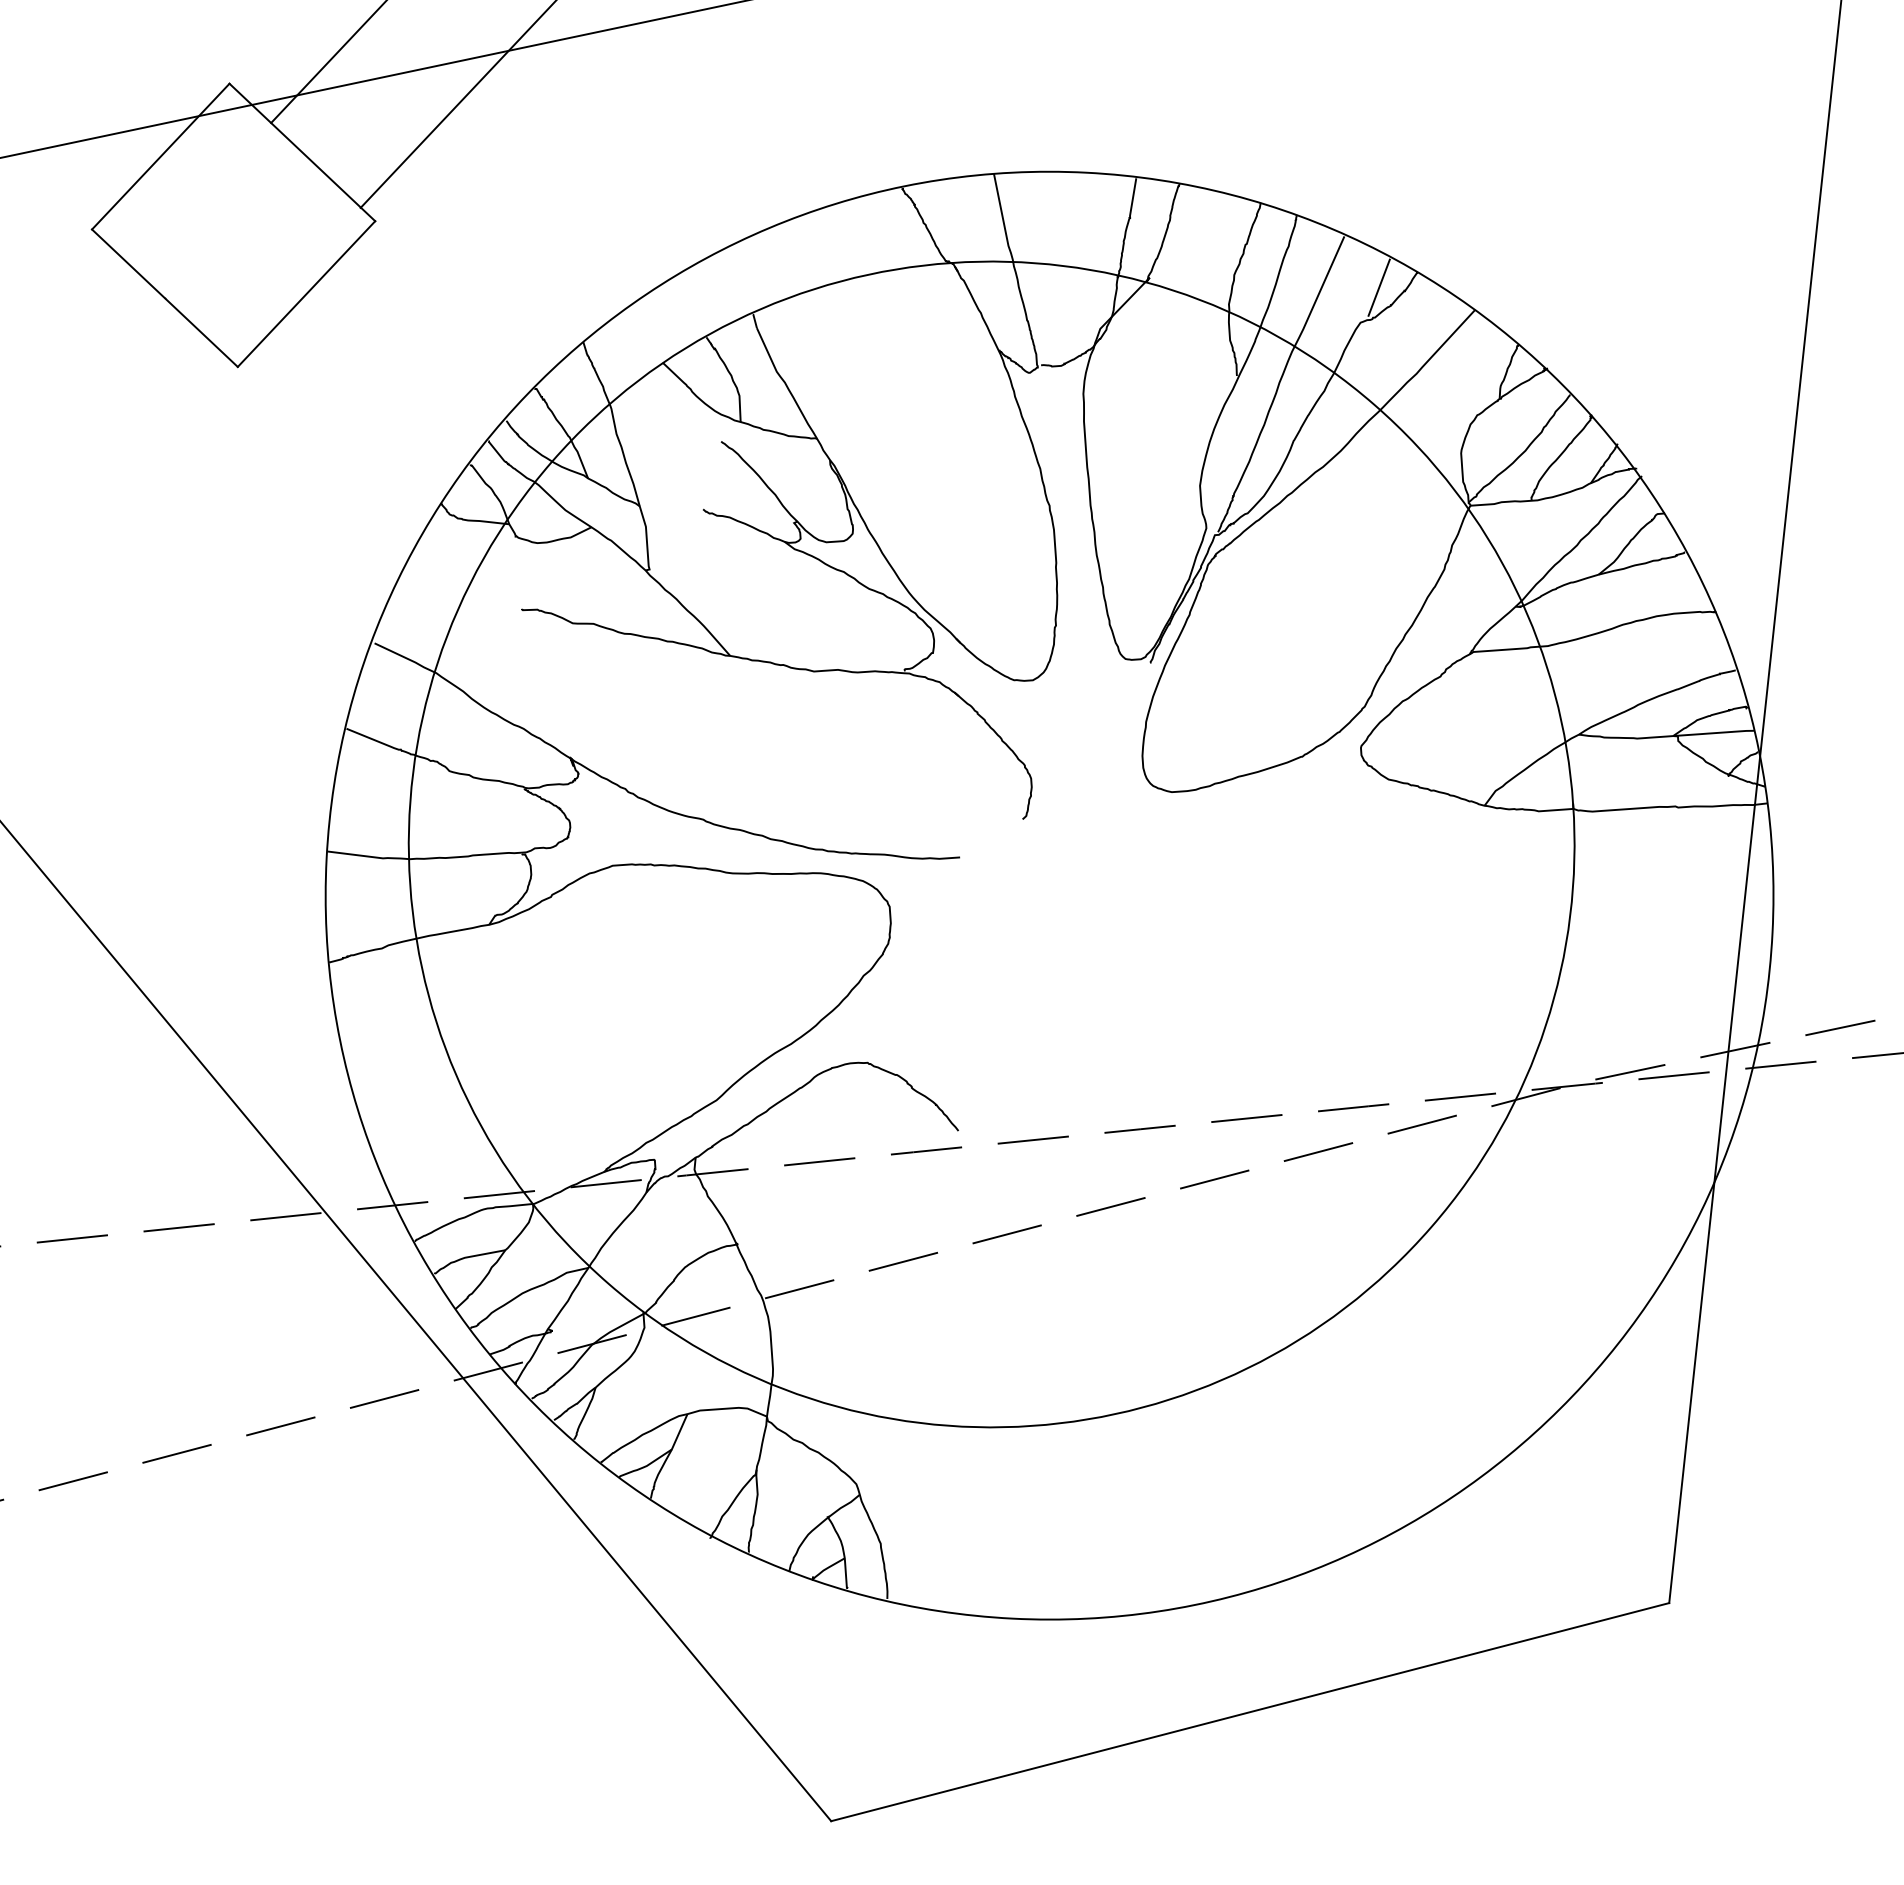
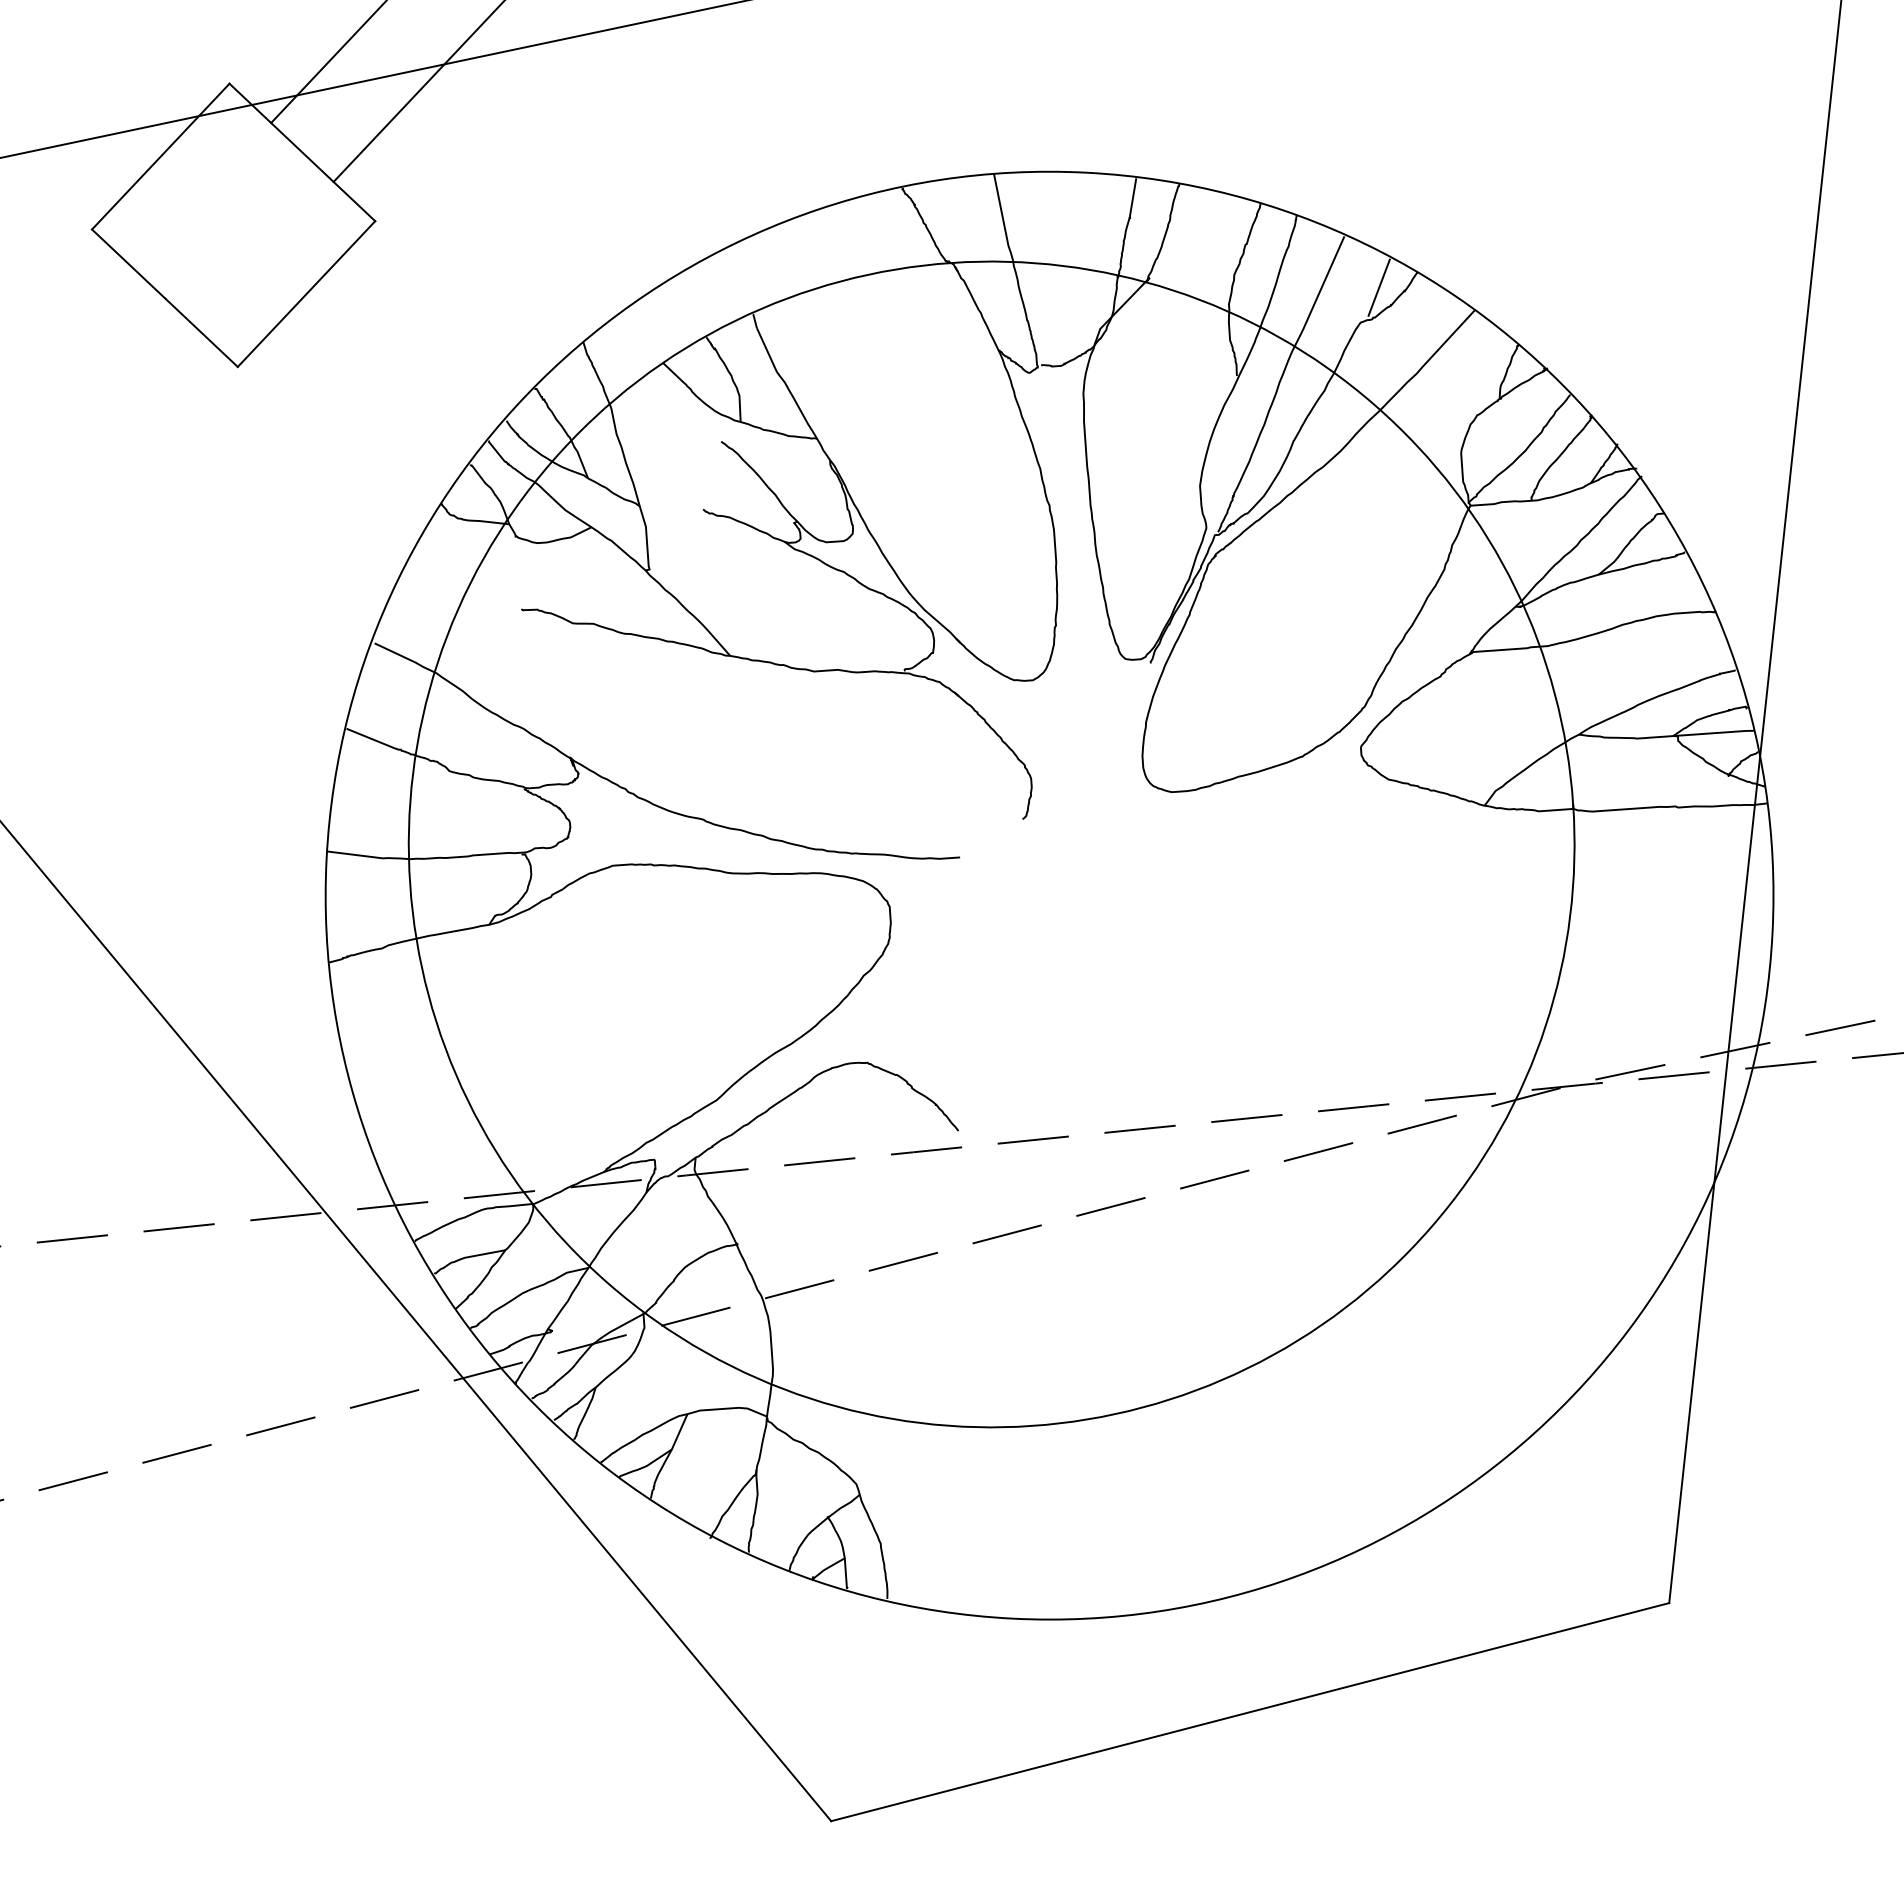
line position: (457, 104) -> (418, 91) (418, 91)
